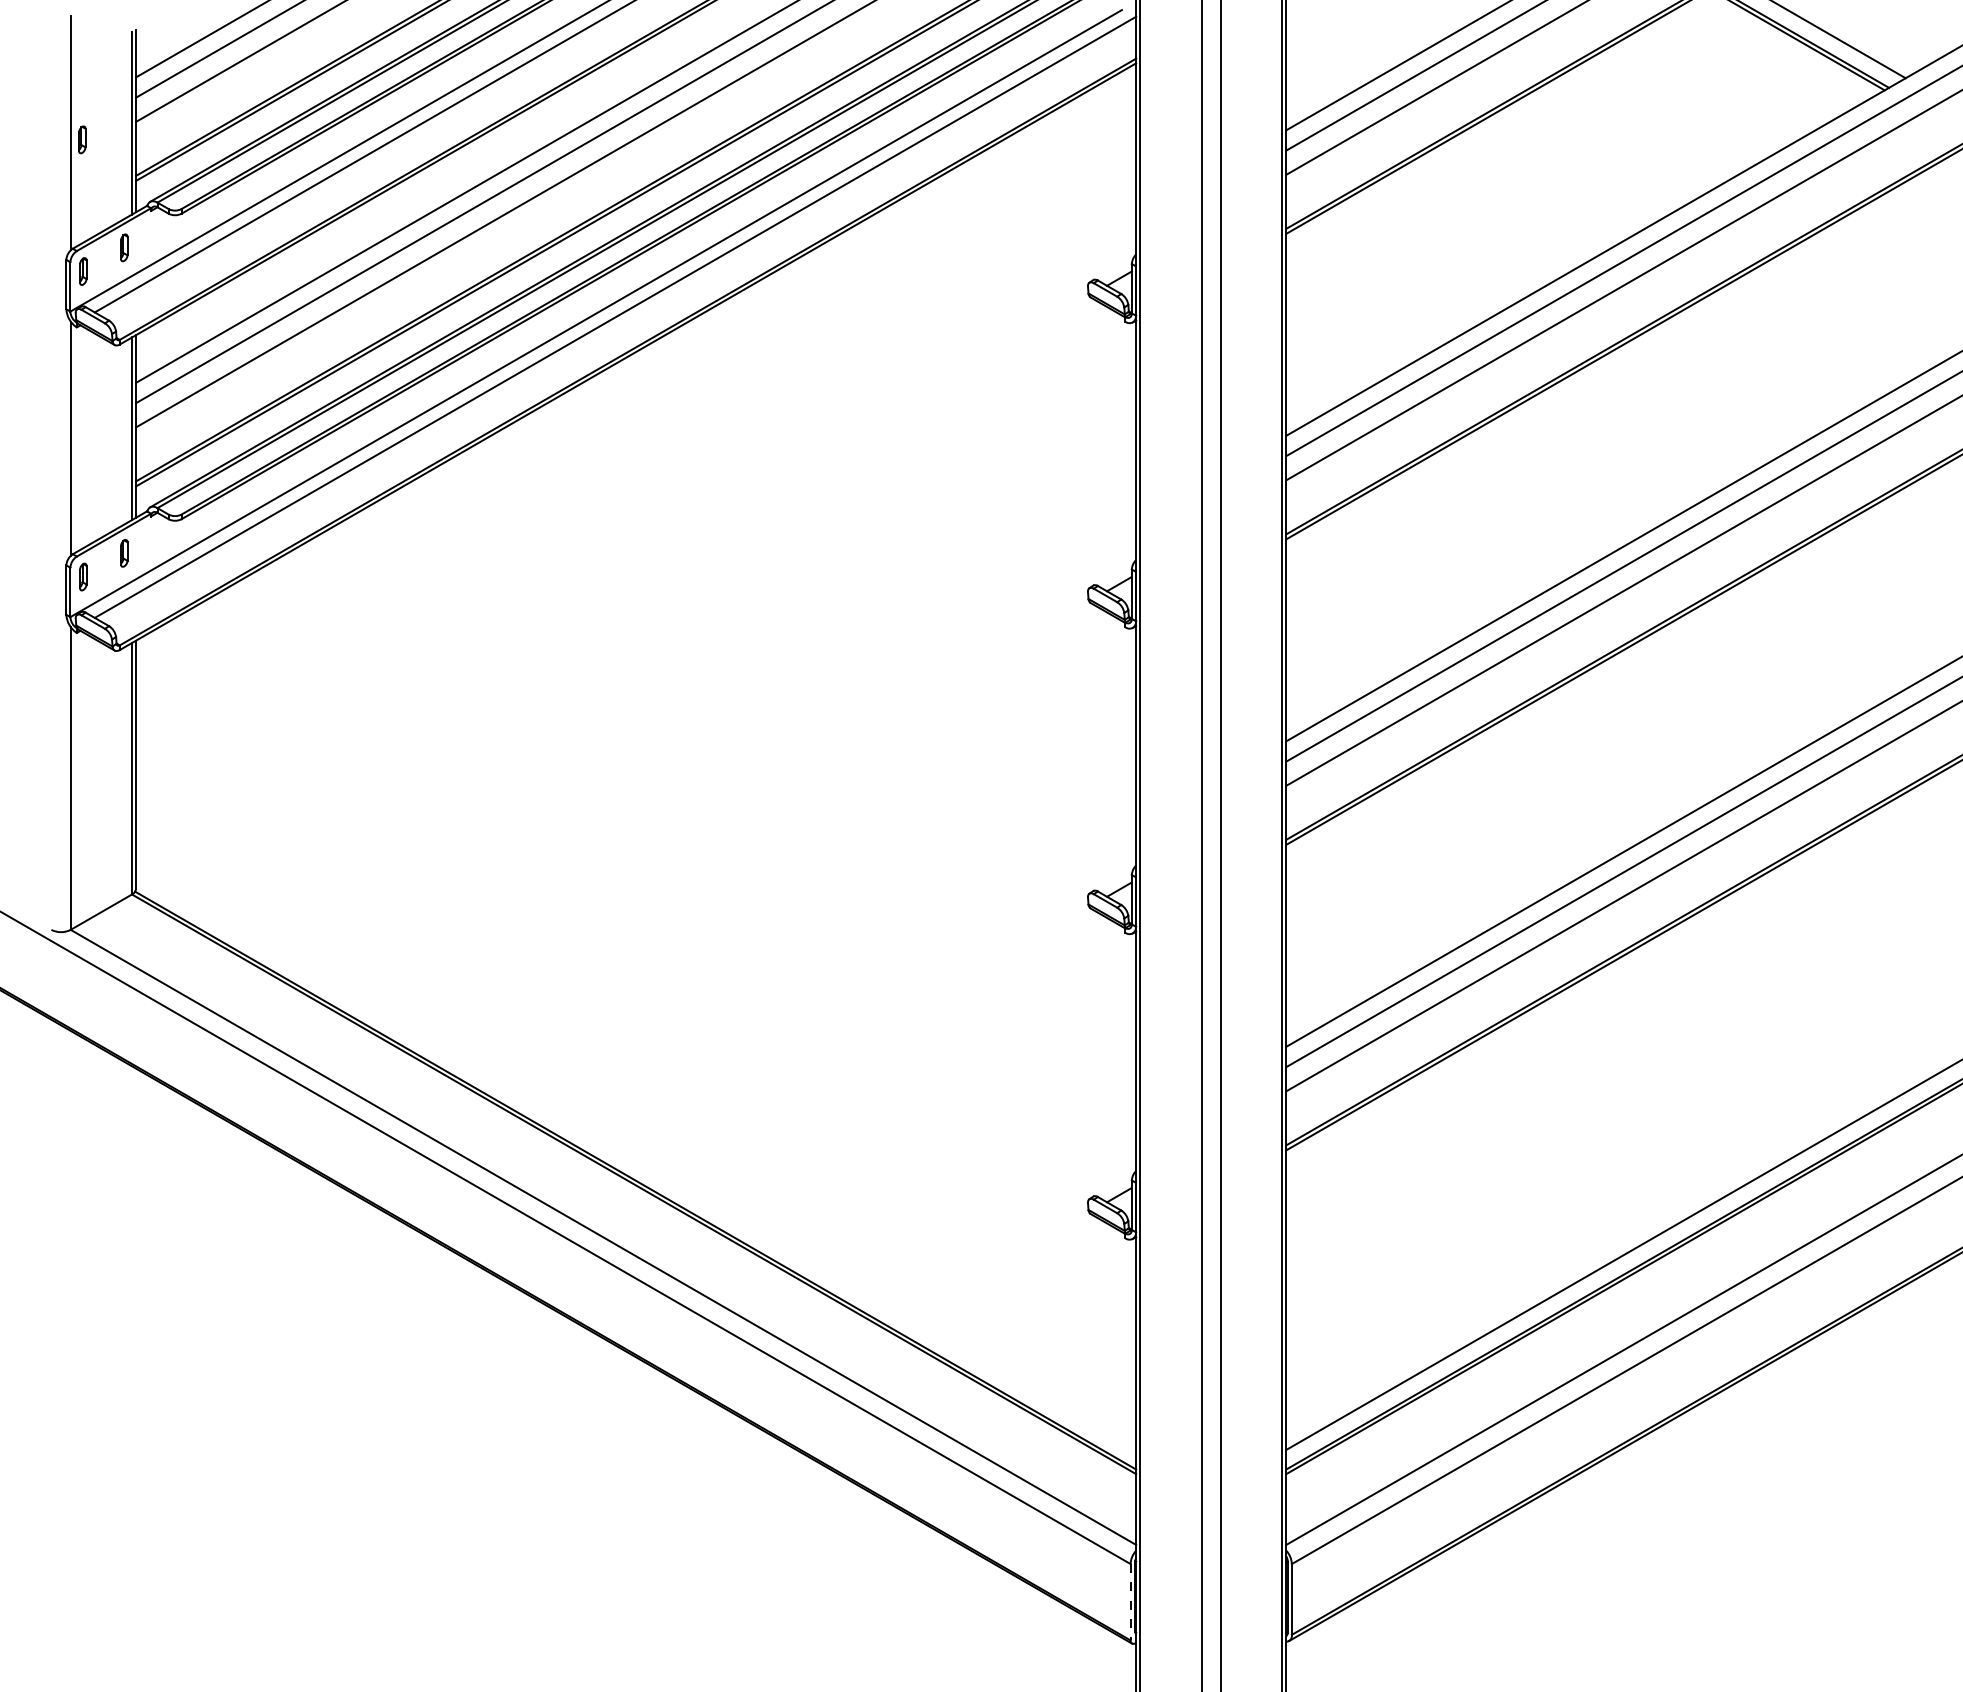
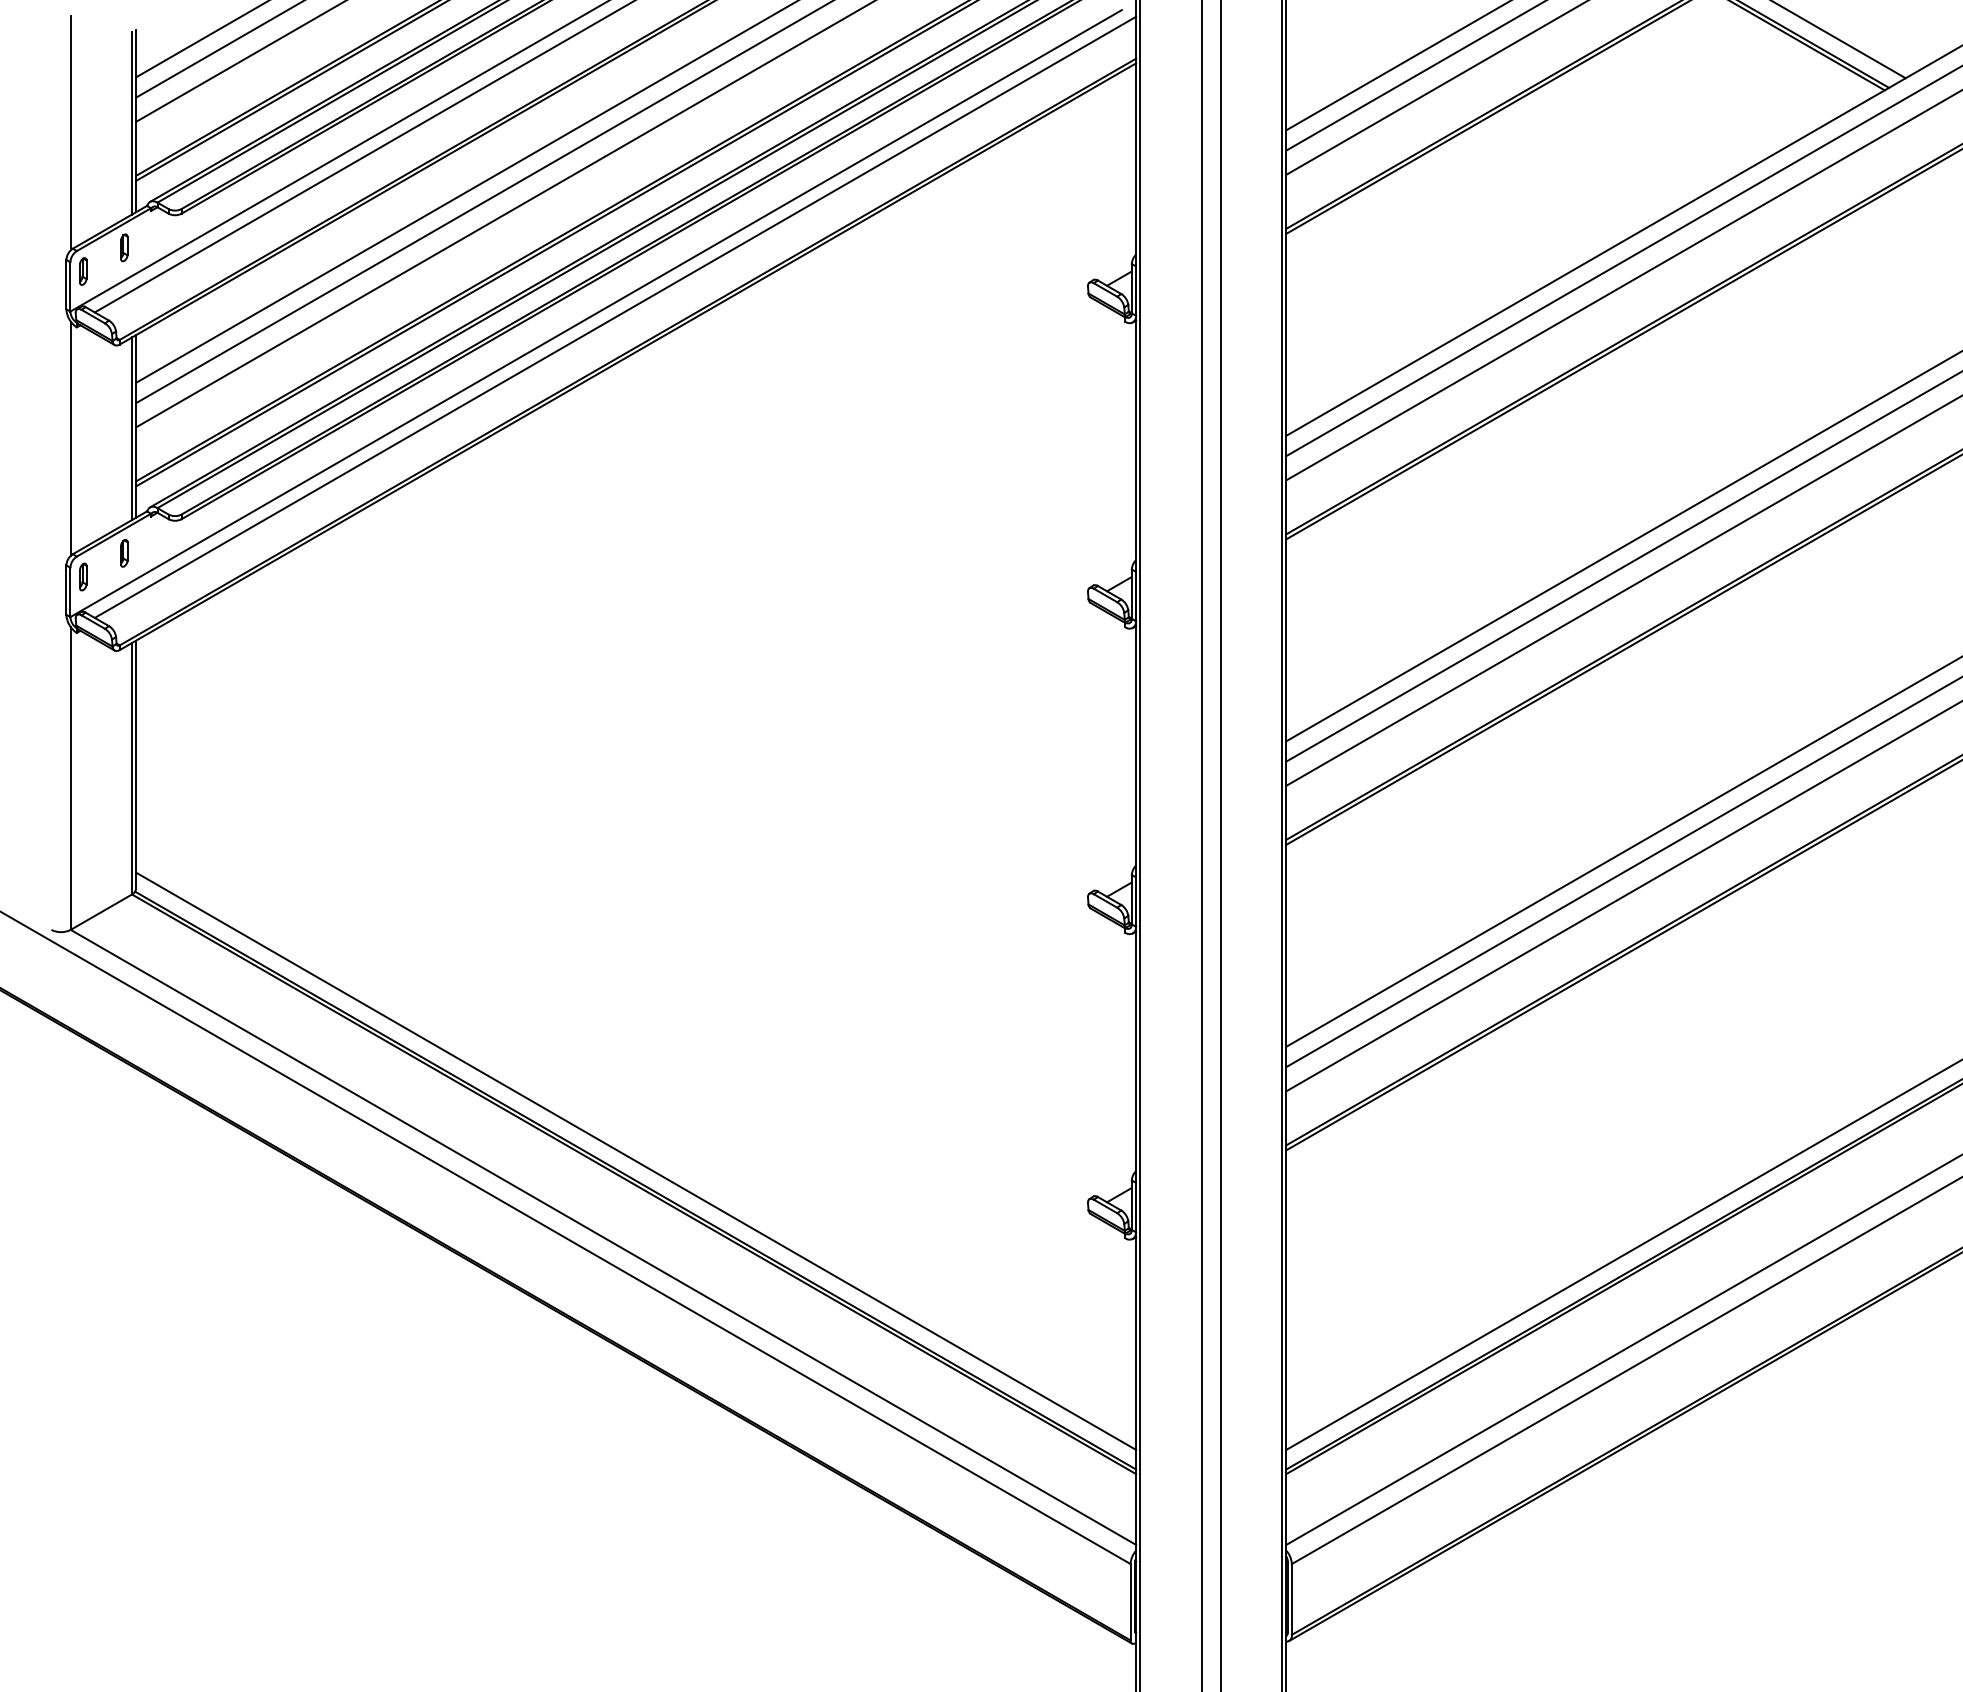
part: present -> none (82, 139)
line: none -> present (636, 1160)
line: dashed -> solid (1130, 1602)
